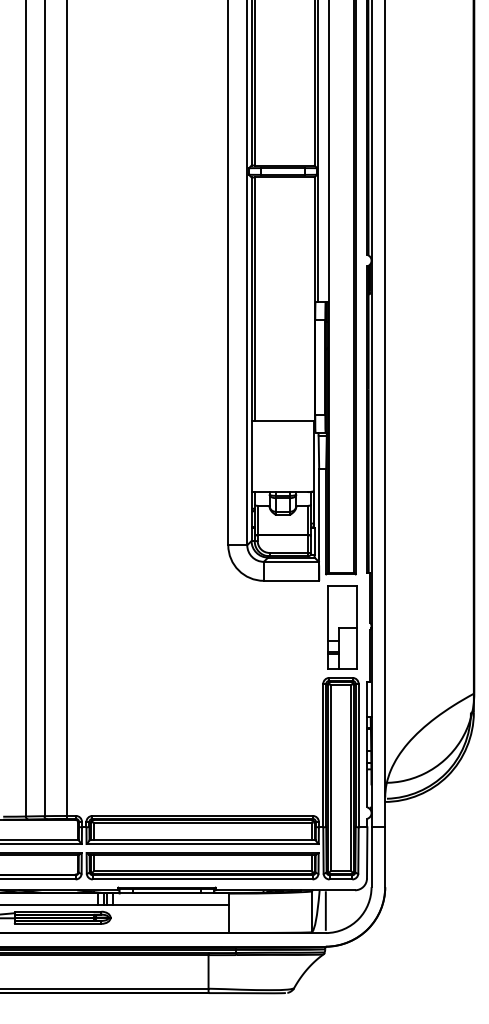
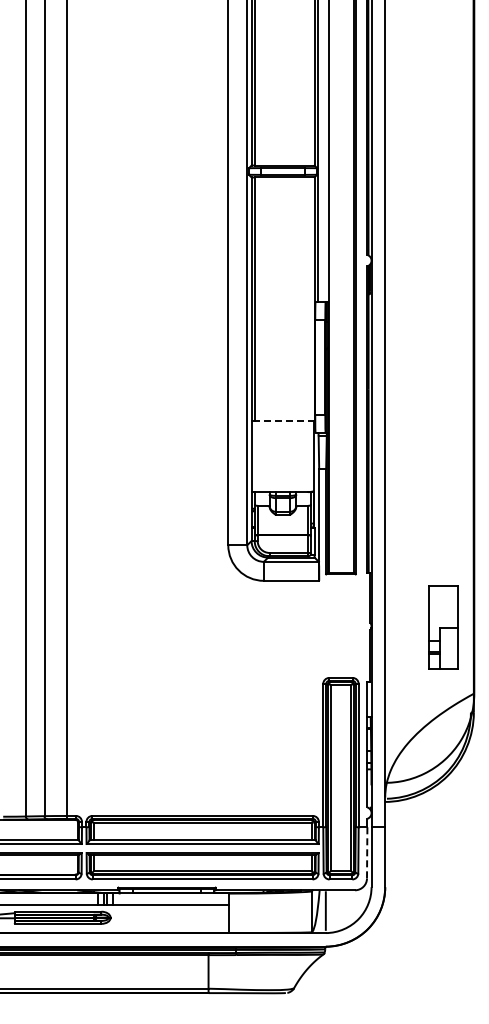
line: solid -> dashed (284, 421)
part position: (342, 627) -> (443, 627) (443, 627)
line: solid -> dashed (367, 852)
